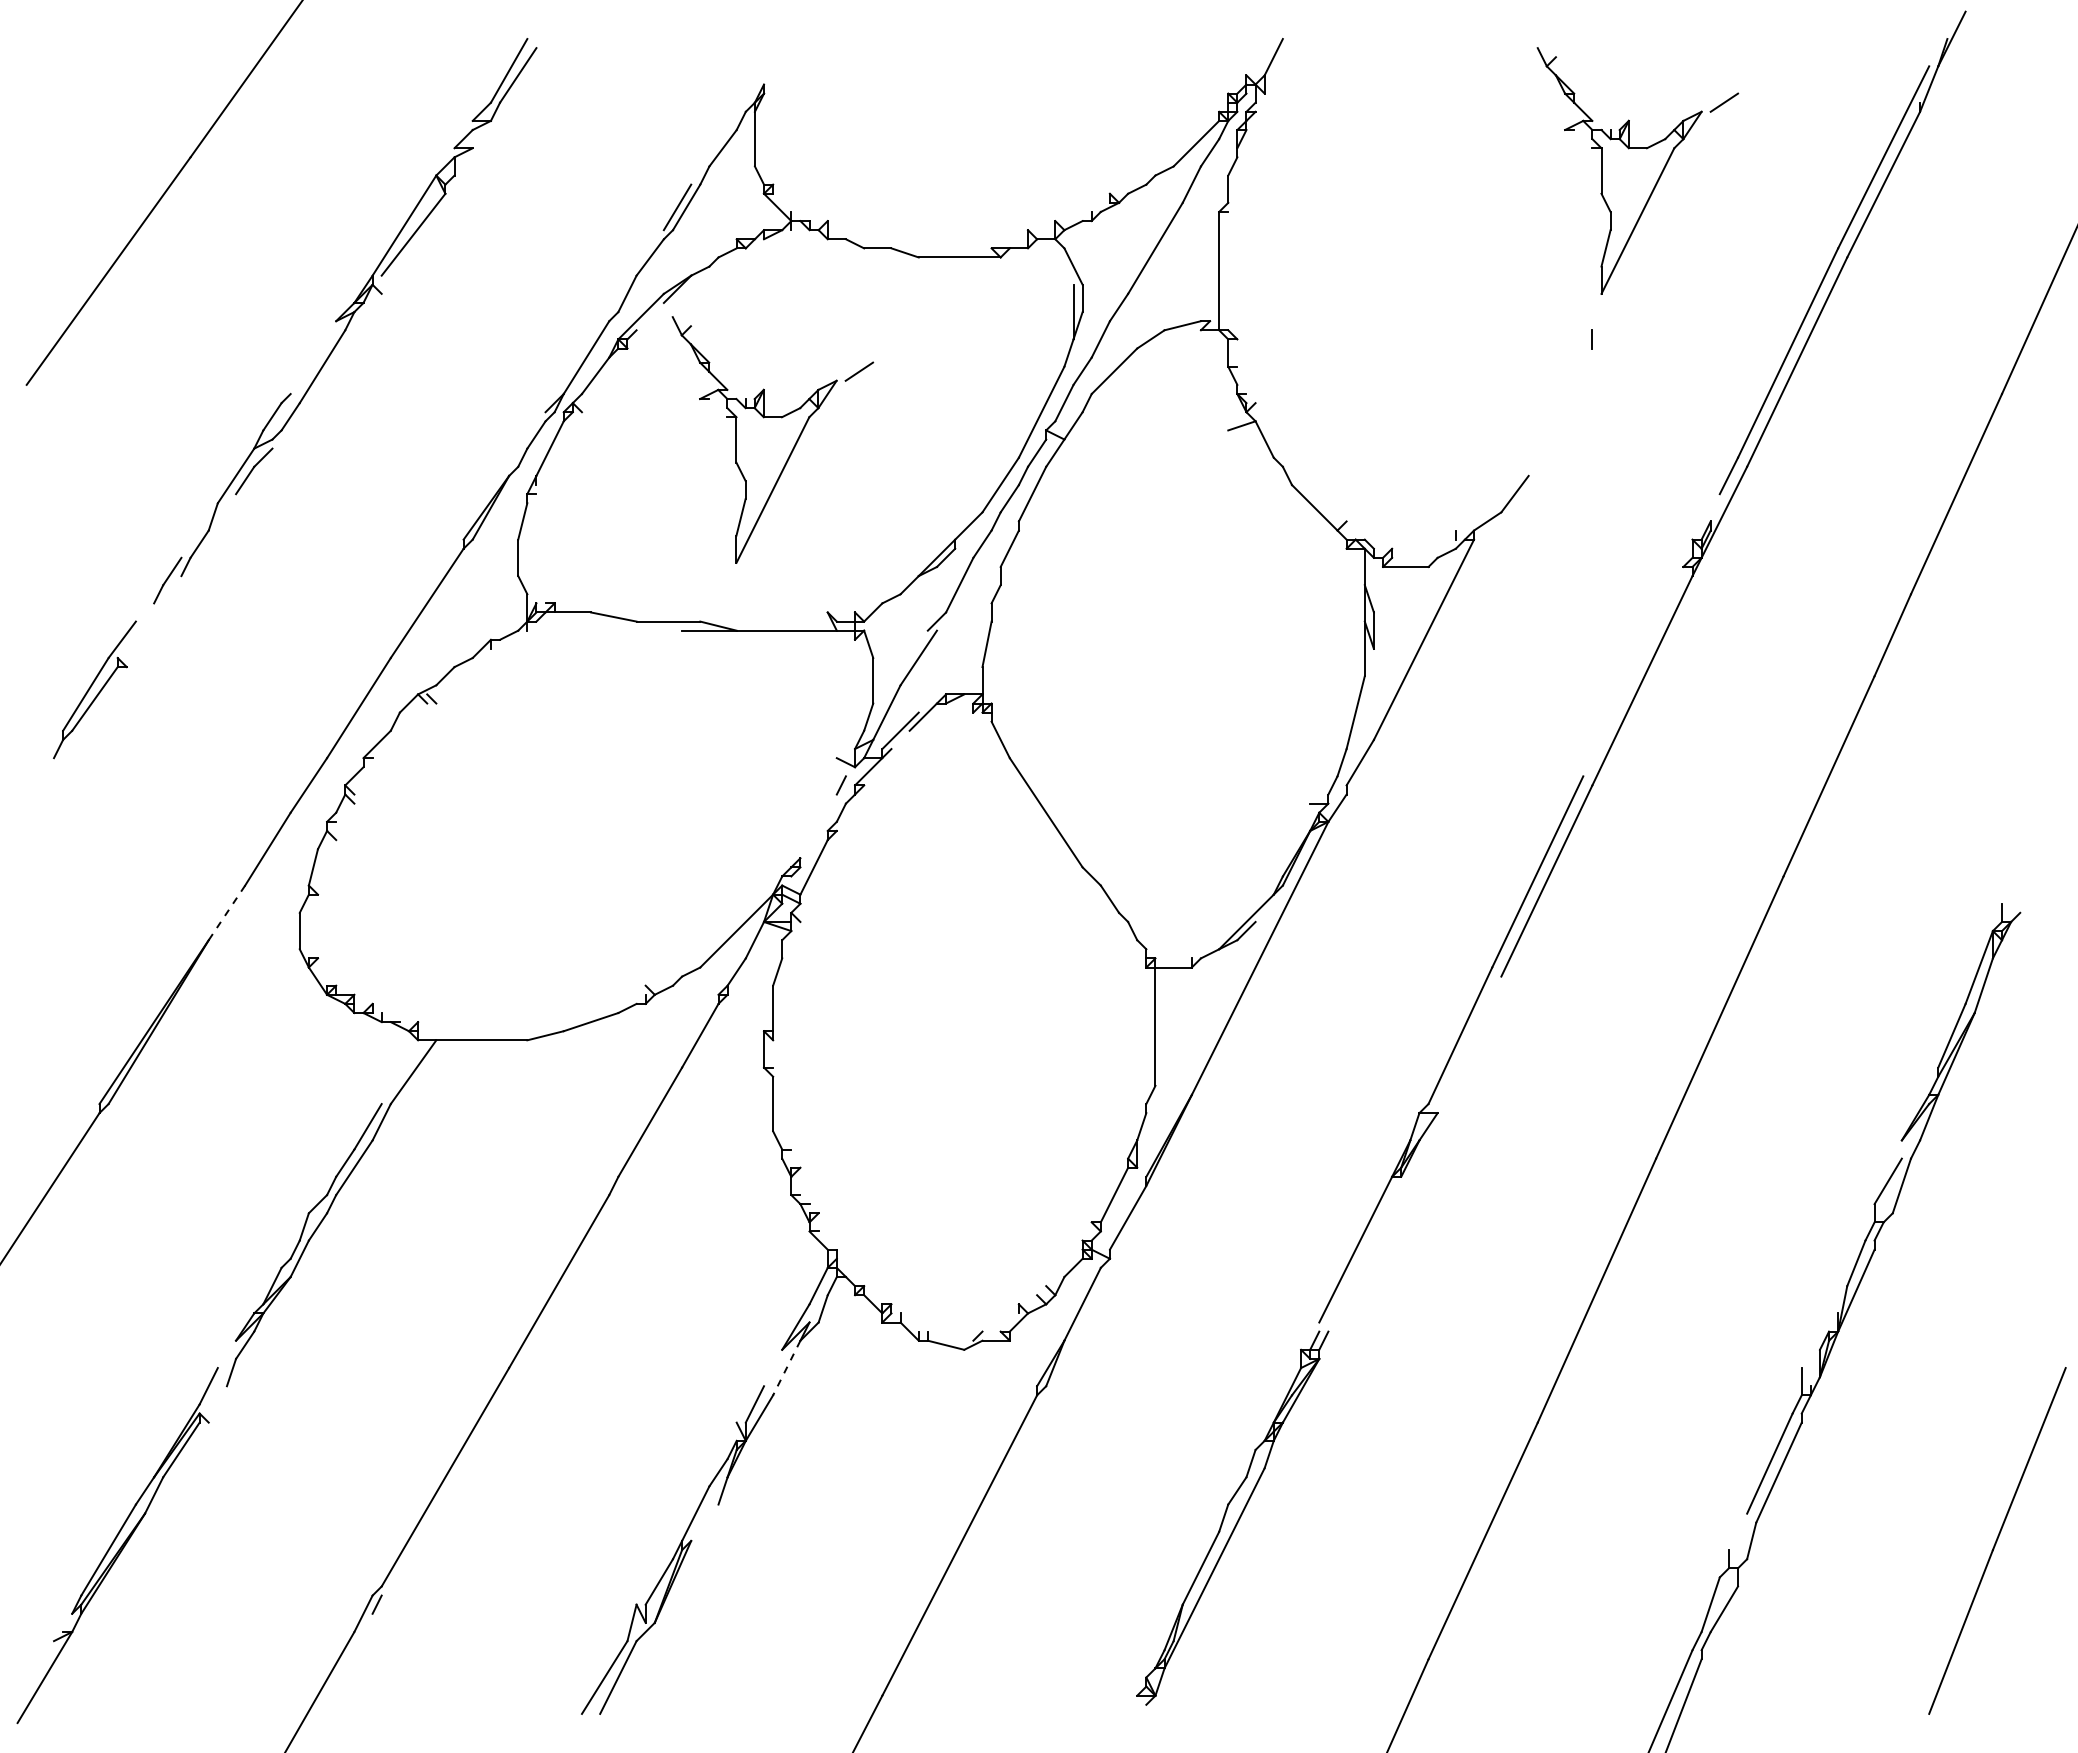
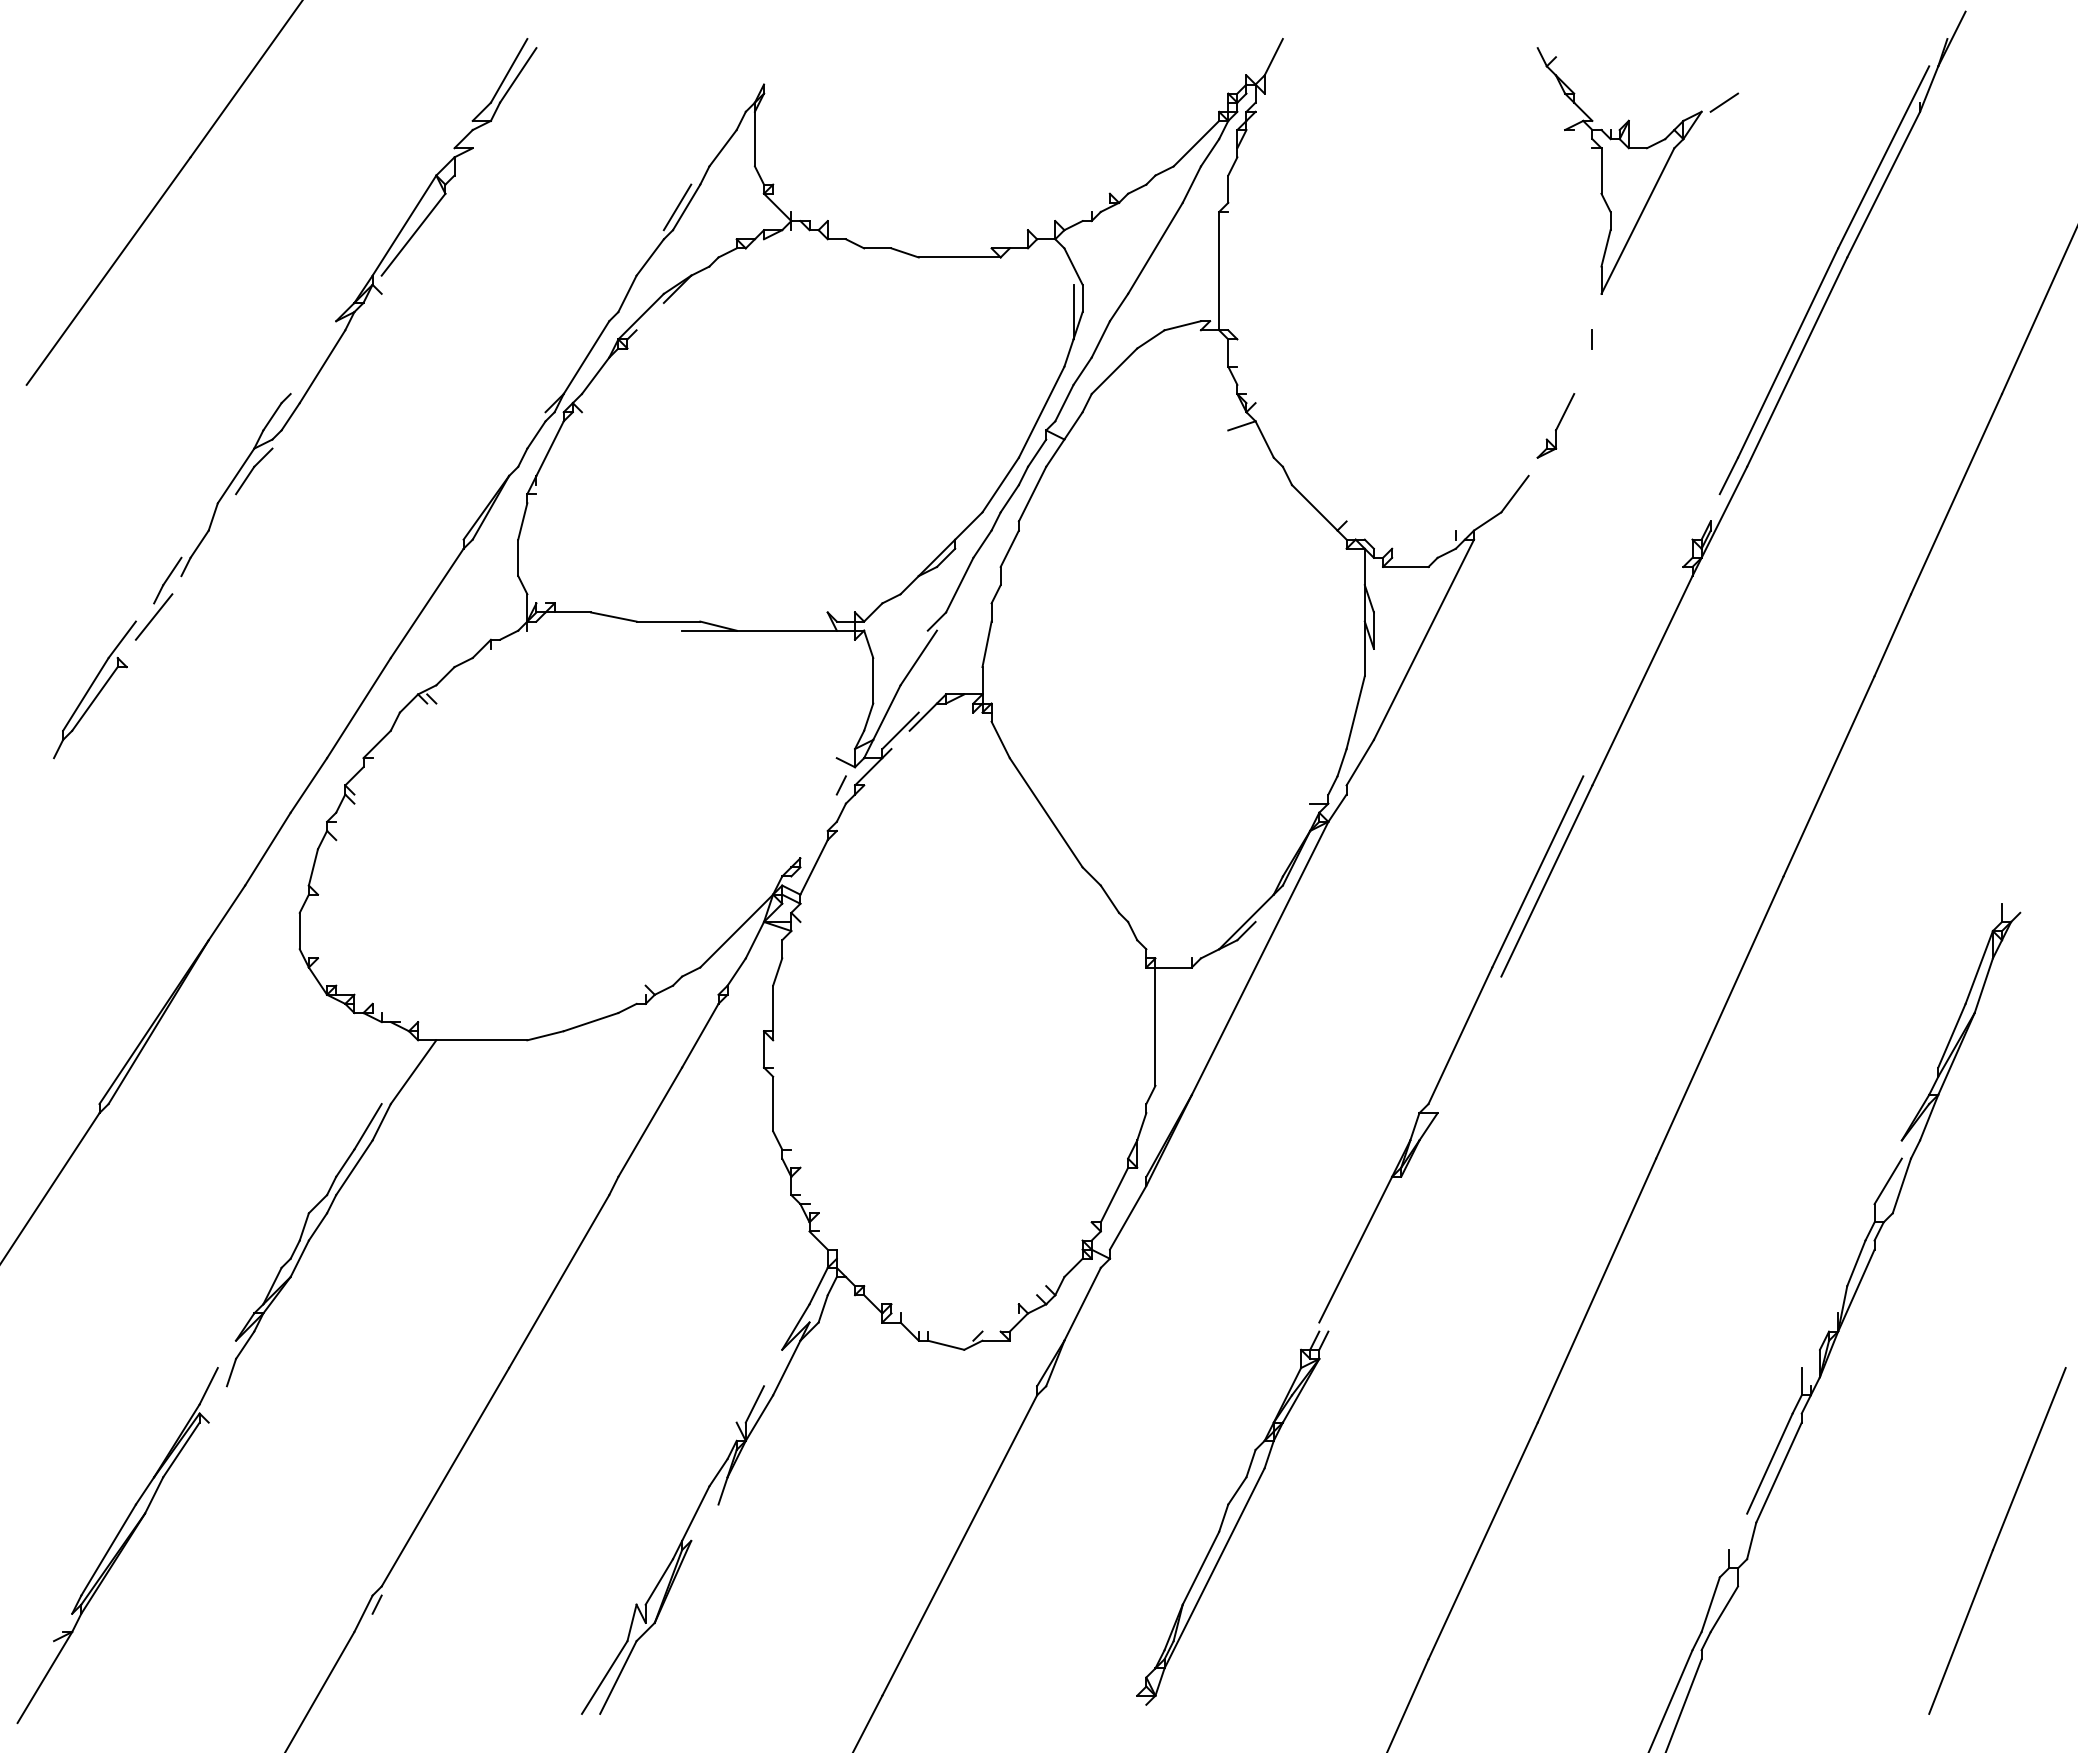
part: none -> present (1555, 425)
part: present -> none (772, 439)
line: none -> present (153, 616)
line: dashed -> solid (226, 912)
line: dashed -> solid (786, 1368)
